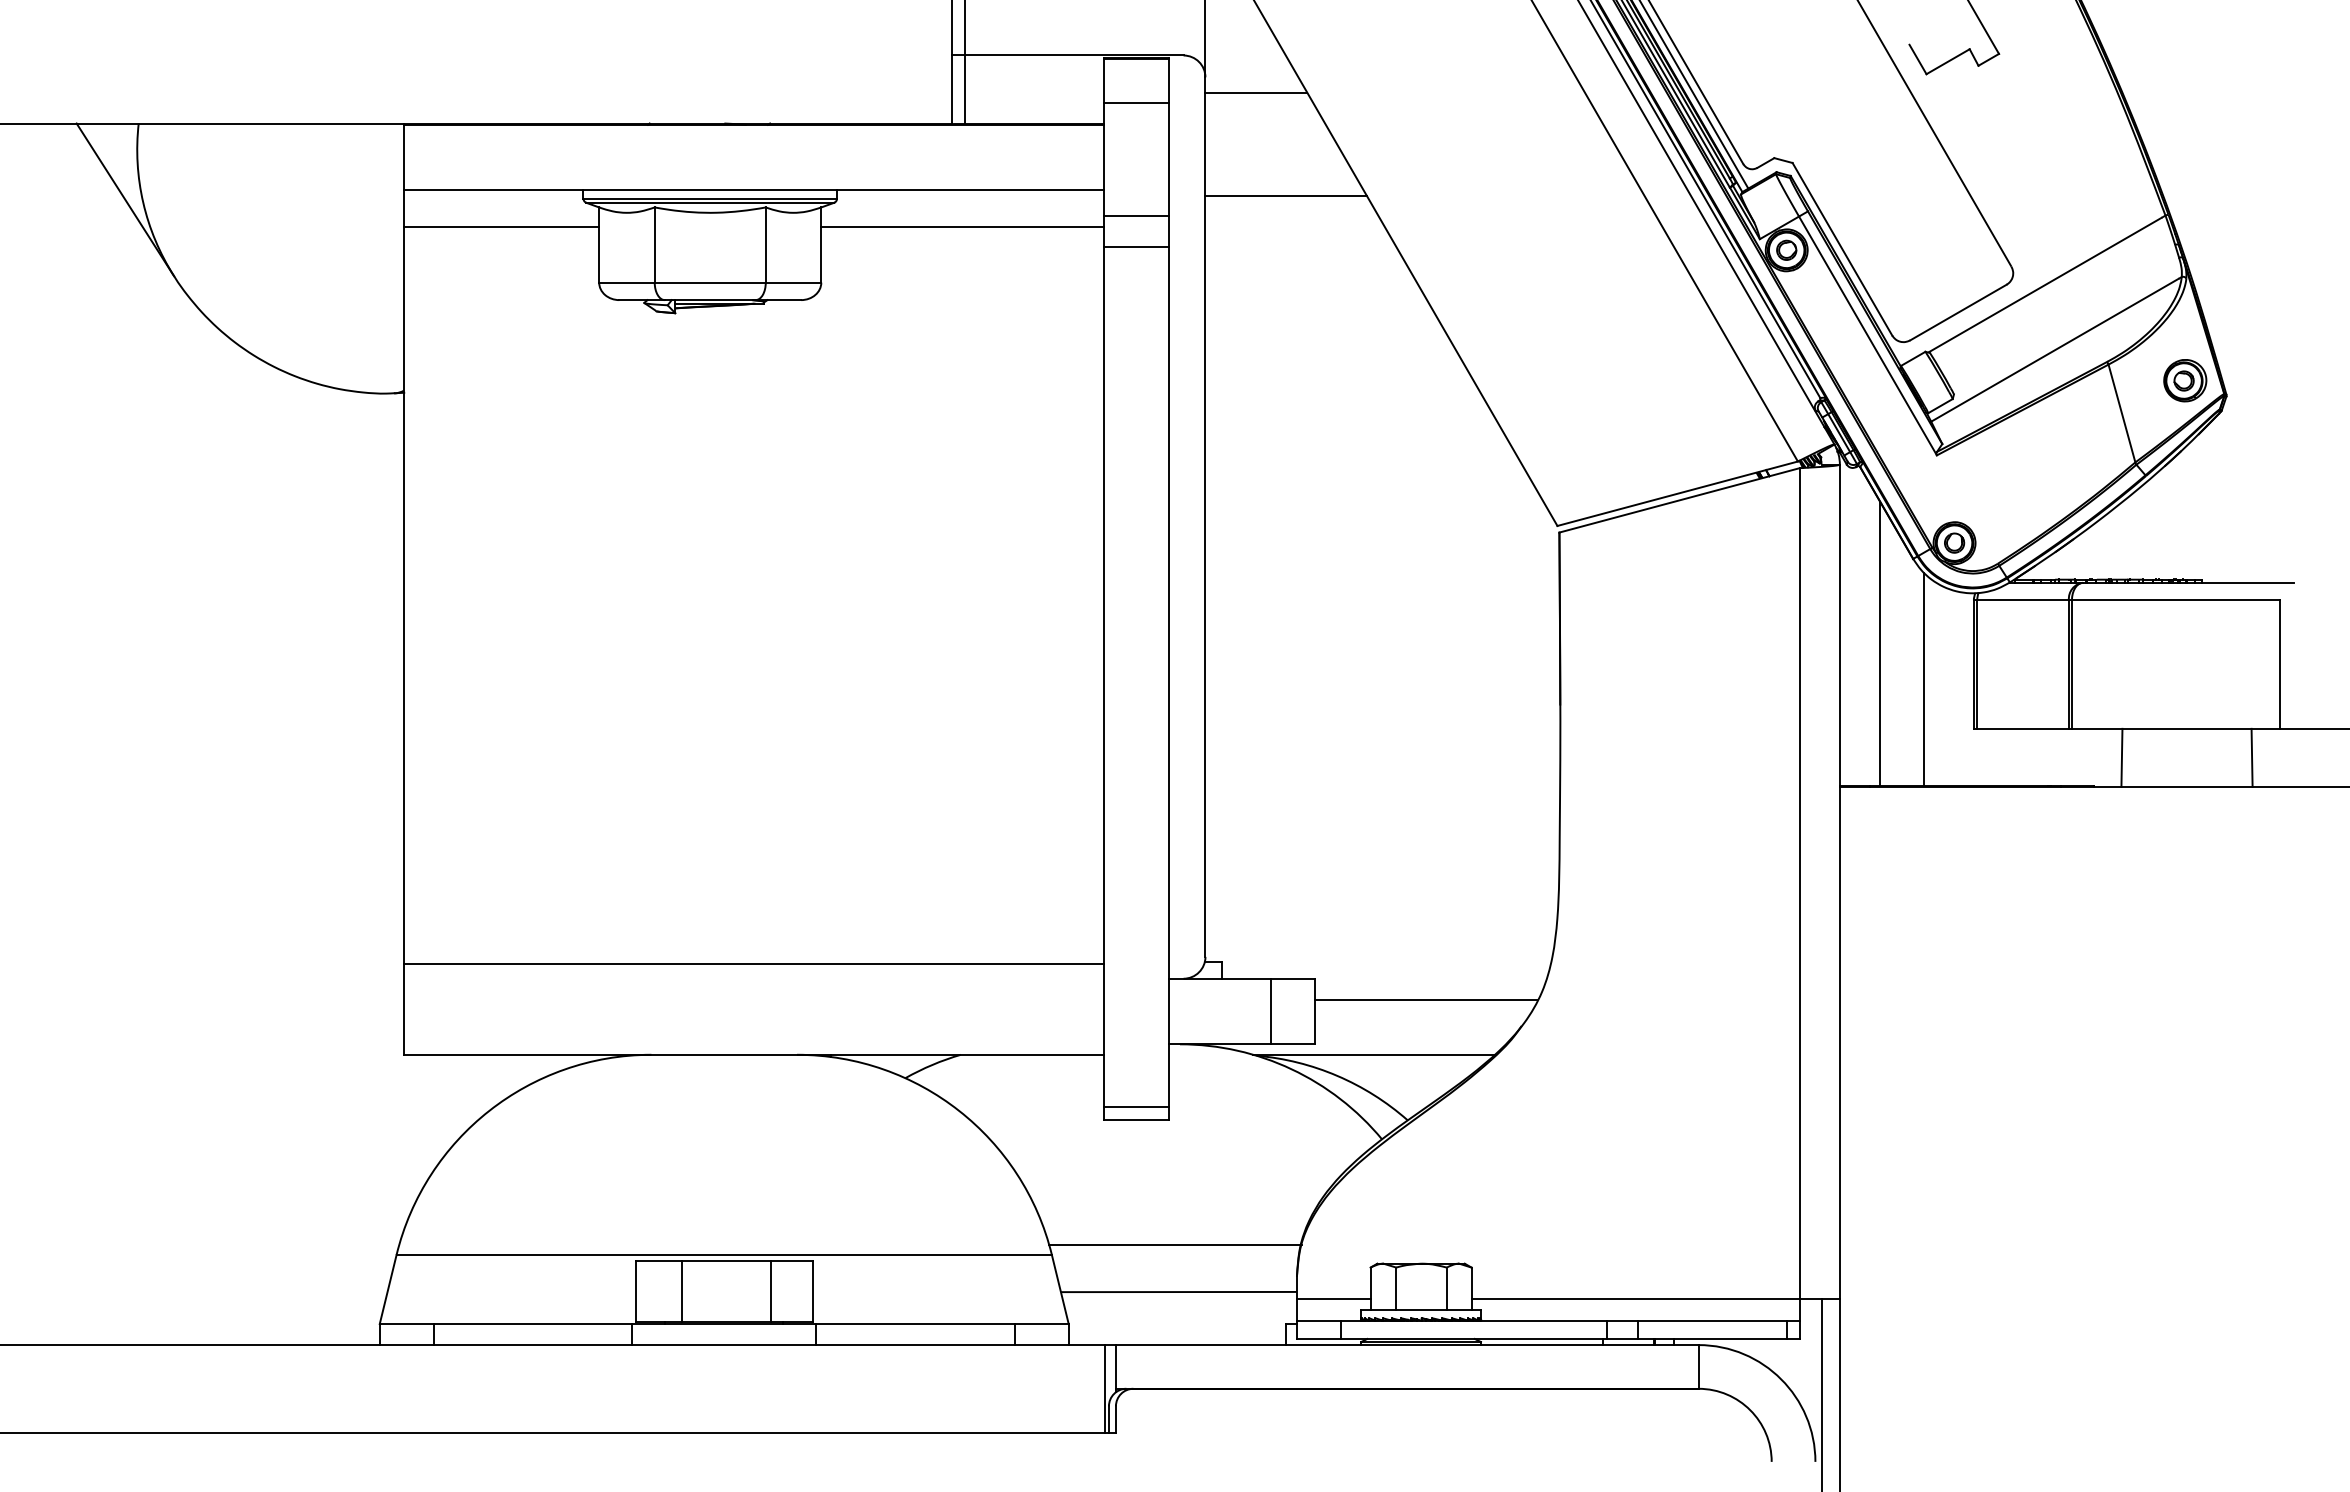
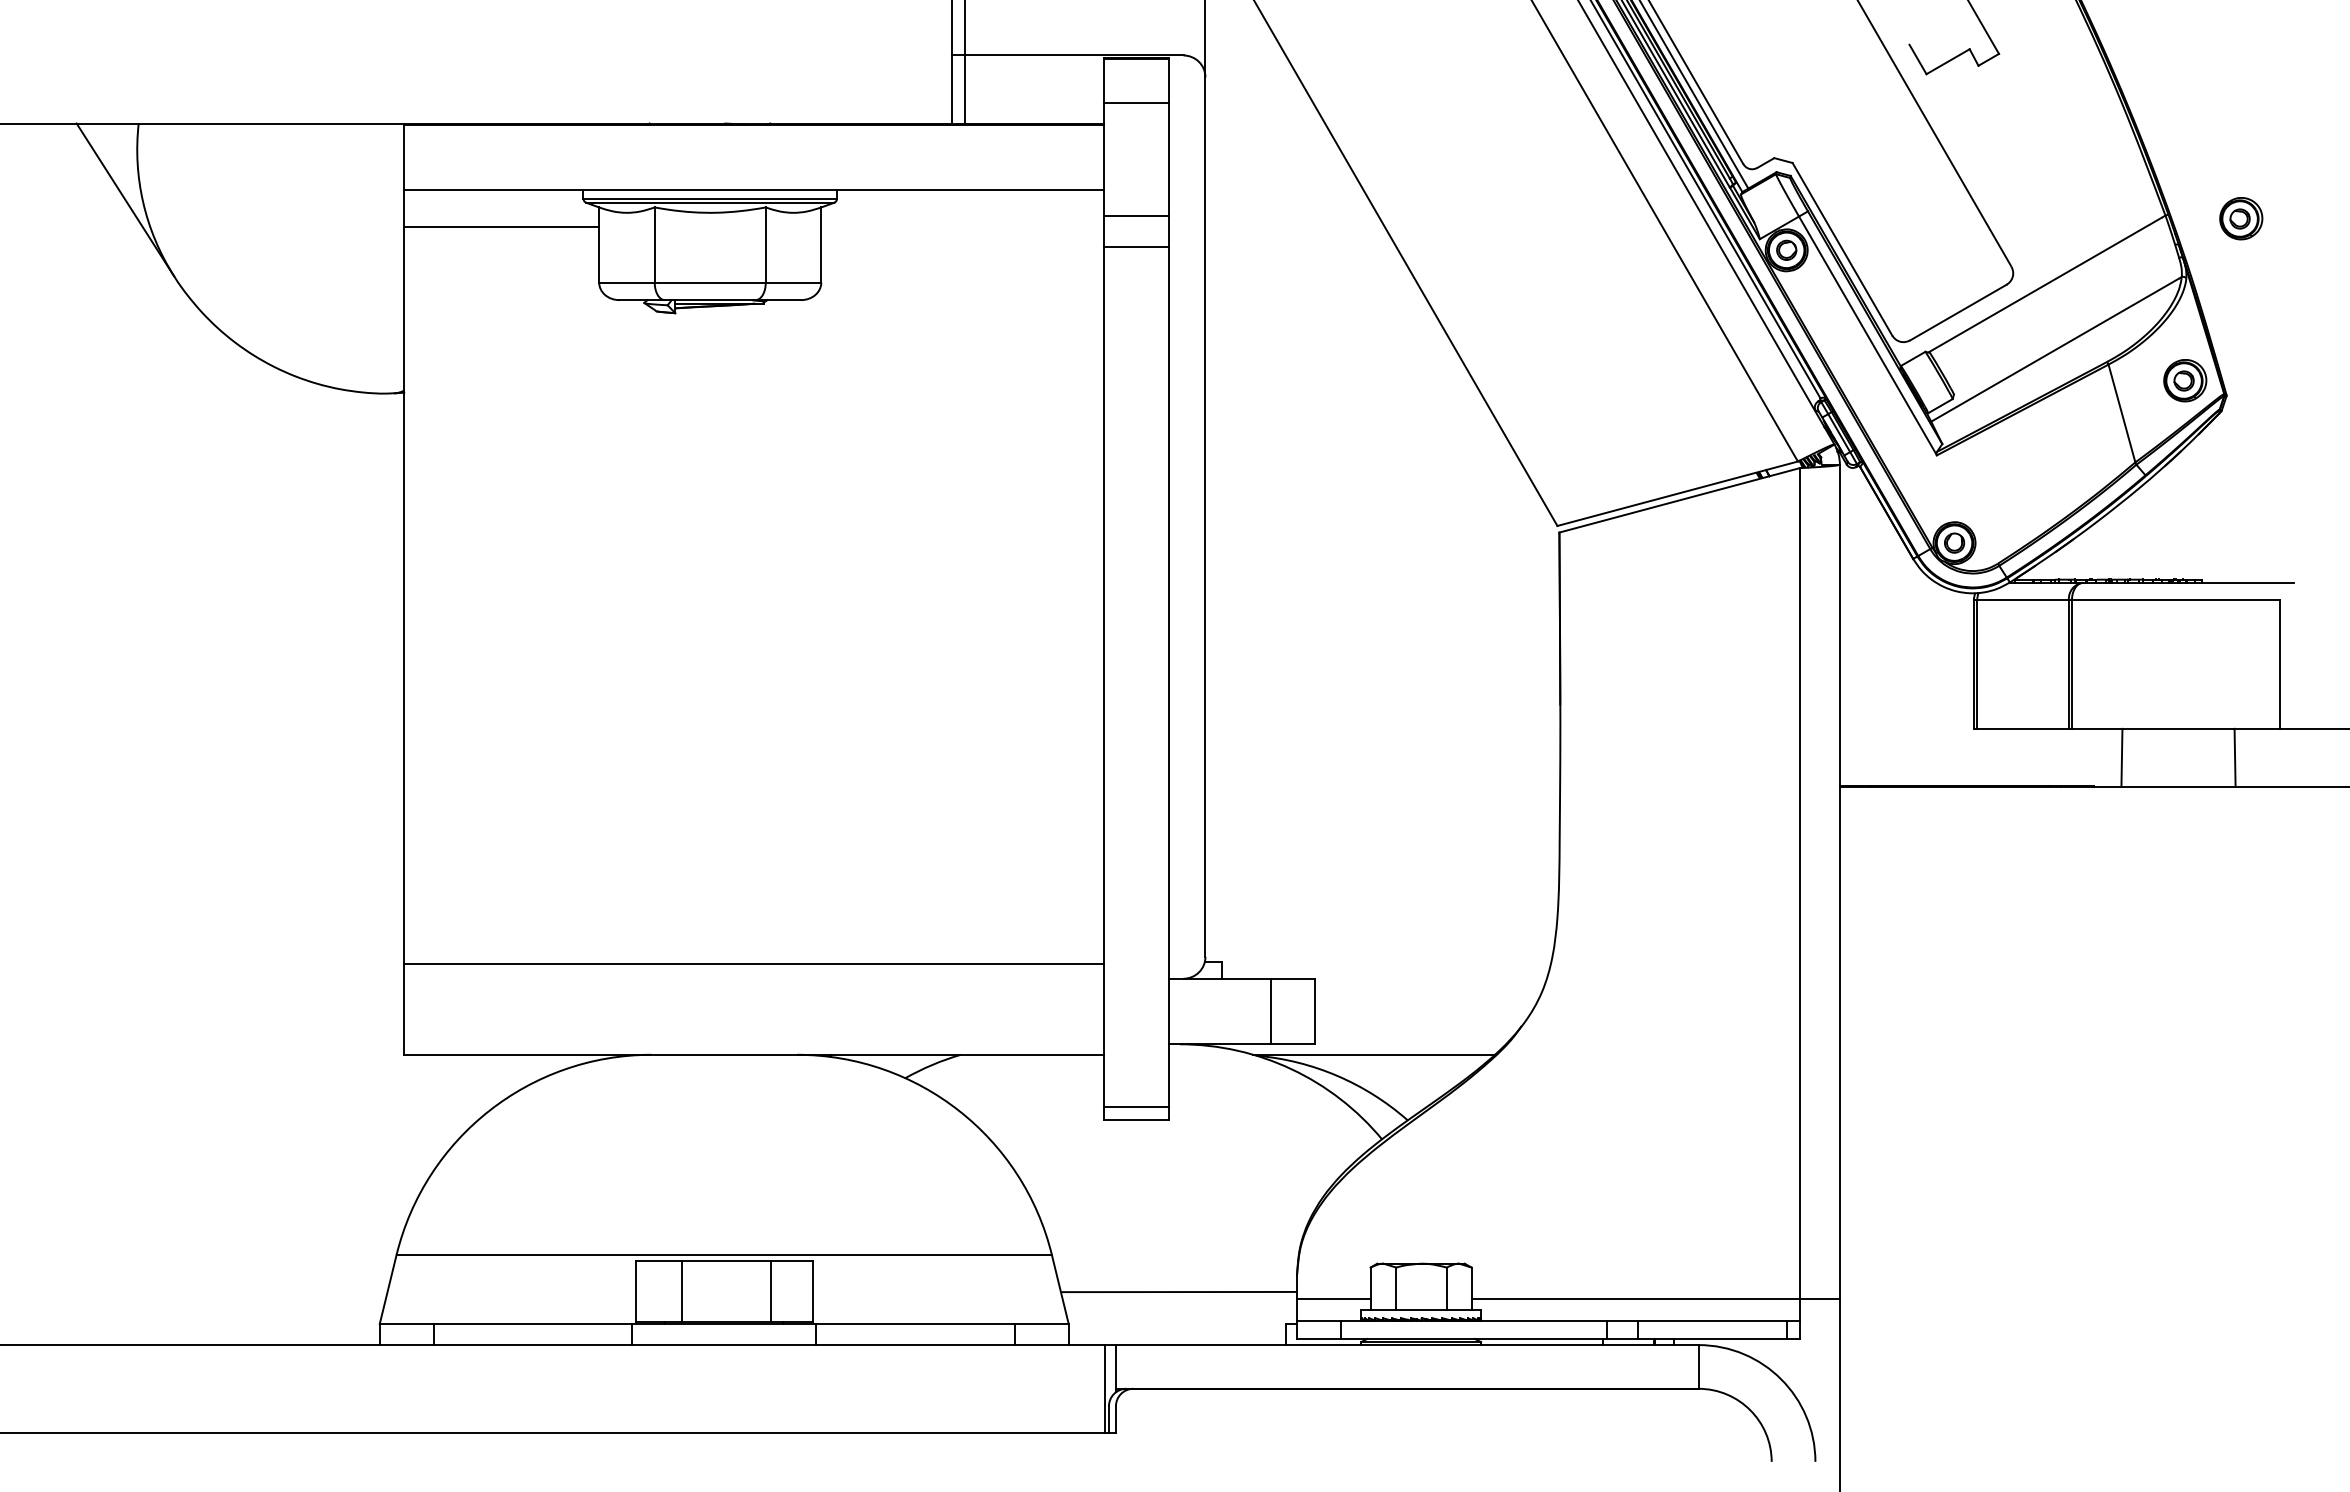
line: present -> none (1256, 92)
line: present -> none (1285, 195)
part: none -> present (2241, 218)
line: present -> none (962, 226)
line: present -> none (1880, 643)
line: present -> none (1923, 678)
line position: (2251, 757) -> (2234, 757) (2234, 757)
line: present -> none (1425, 1000)
line: present -> none (1175, 1244)
line: present -> none (1821, 1393)
